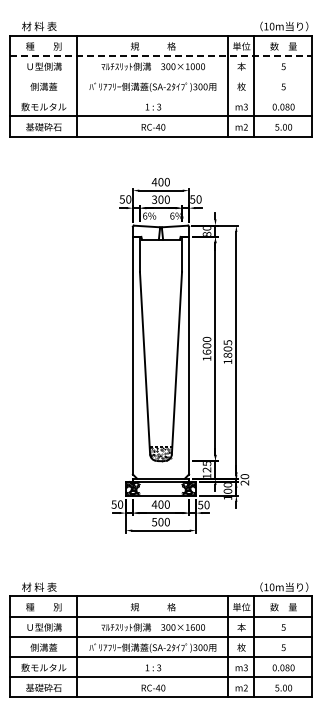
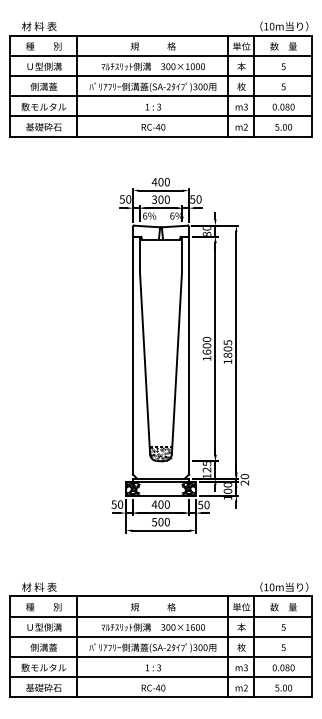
line: dashed -> solid (161, 55)
line: none -> present (160, 76)
line: none -> present (160, 96)
